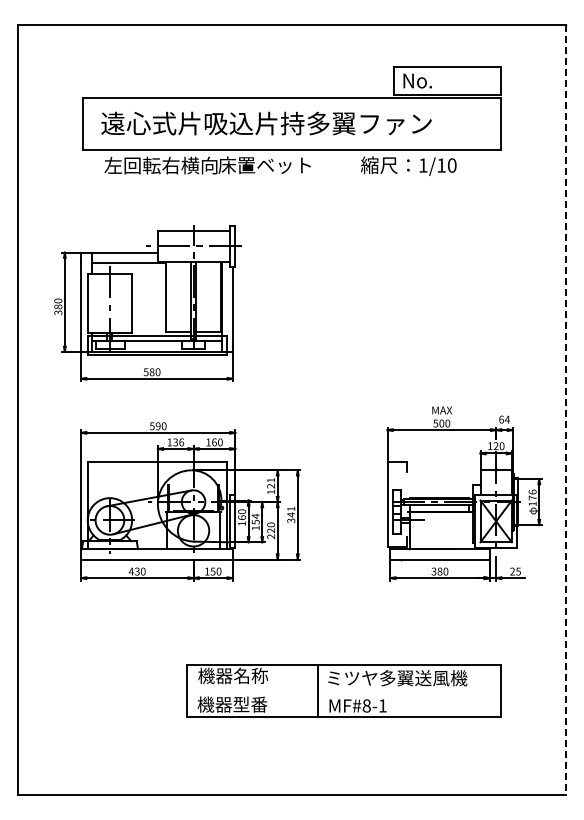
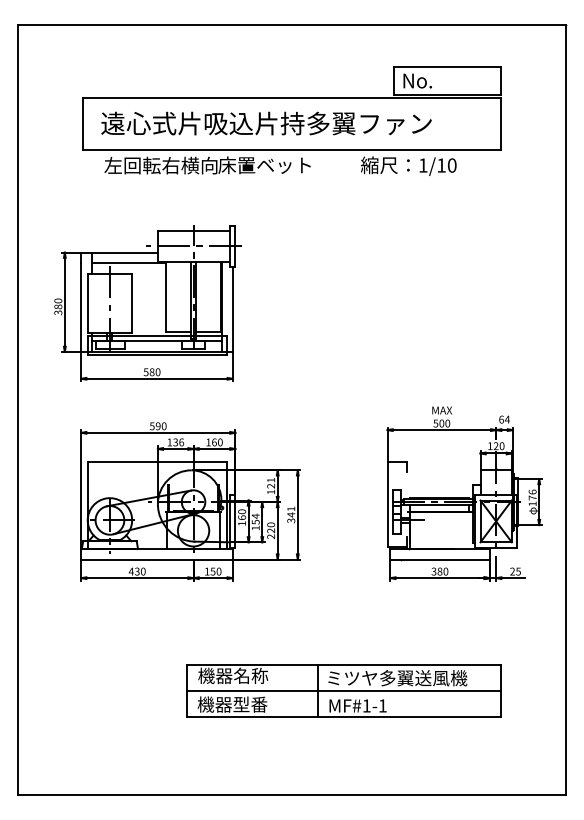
line: dashed -> solid (566, 410)
line: none -> present (344, 690)
text: MF#8-1 -> MF#1-1 (366, 705)
